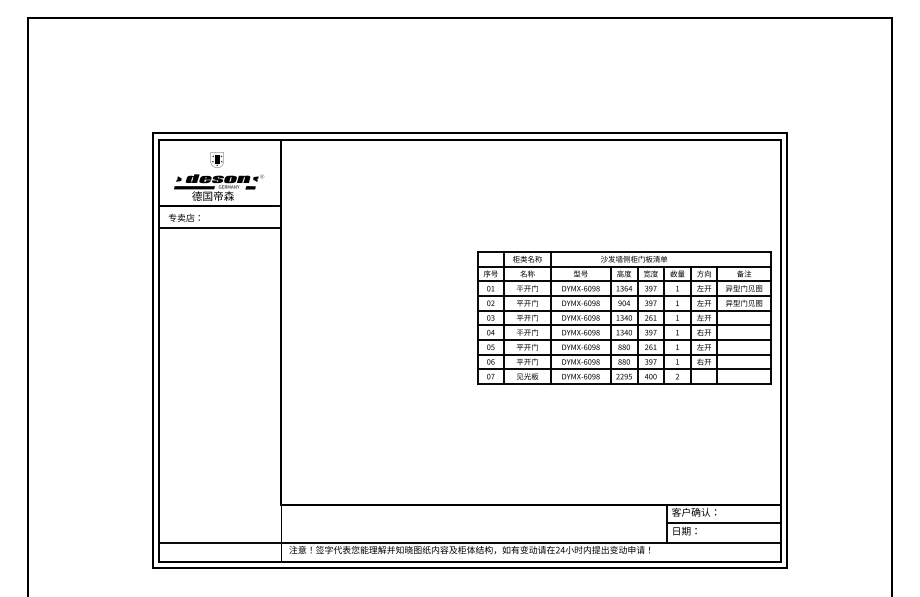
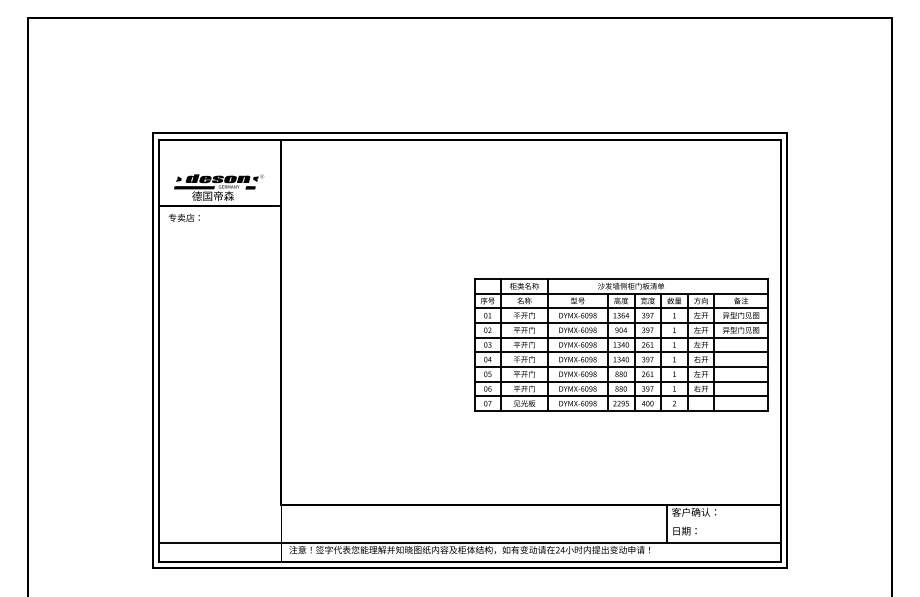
part: present -> none (216, 159)
line: present -> none (220, 228)
part position: (624, 317) -> (621, 344) (621, 344)
line: present -> none (723, 523)
